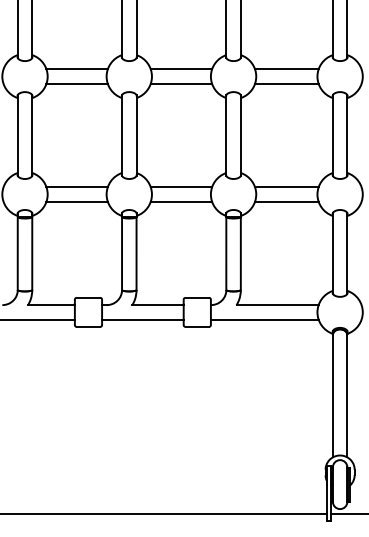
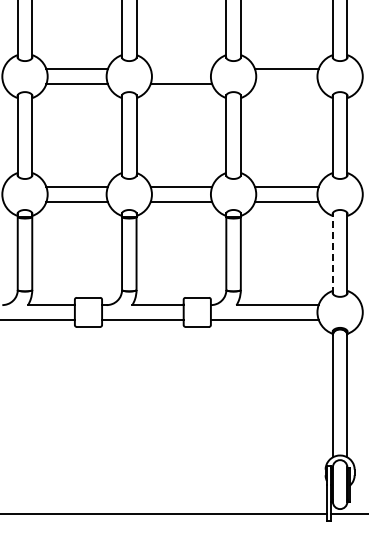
line: present -> none (181, 69)
line: present -> none (286, 83)
line: solid -> dashed (332, 252)
